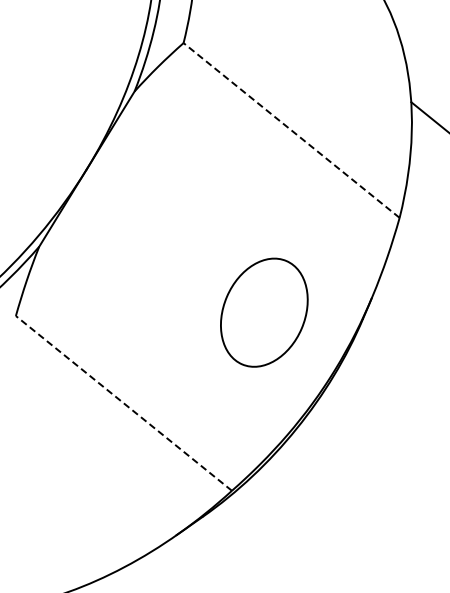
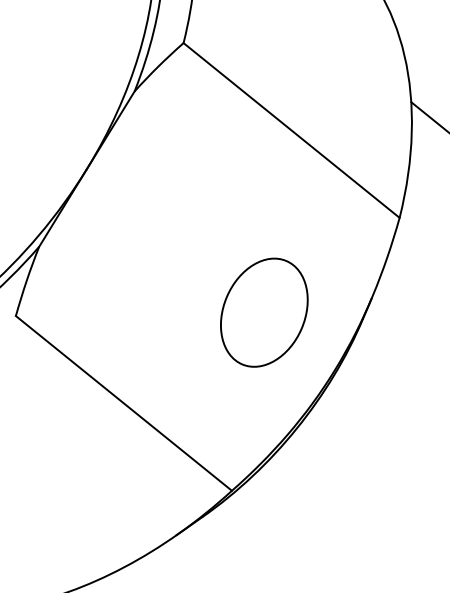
line: dashed -> solid (291, 130)
line: dashed -> solid (123, 403)
